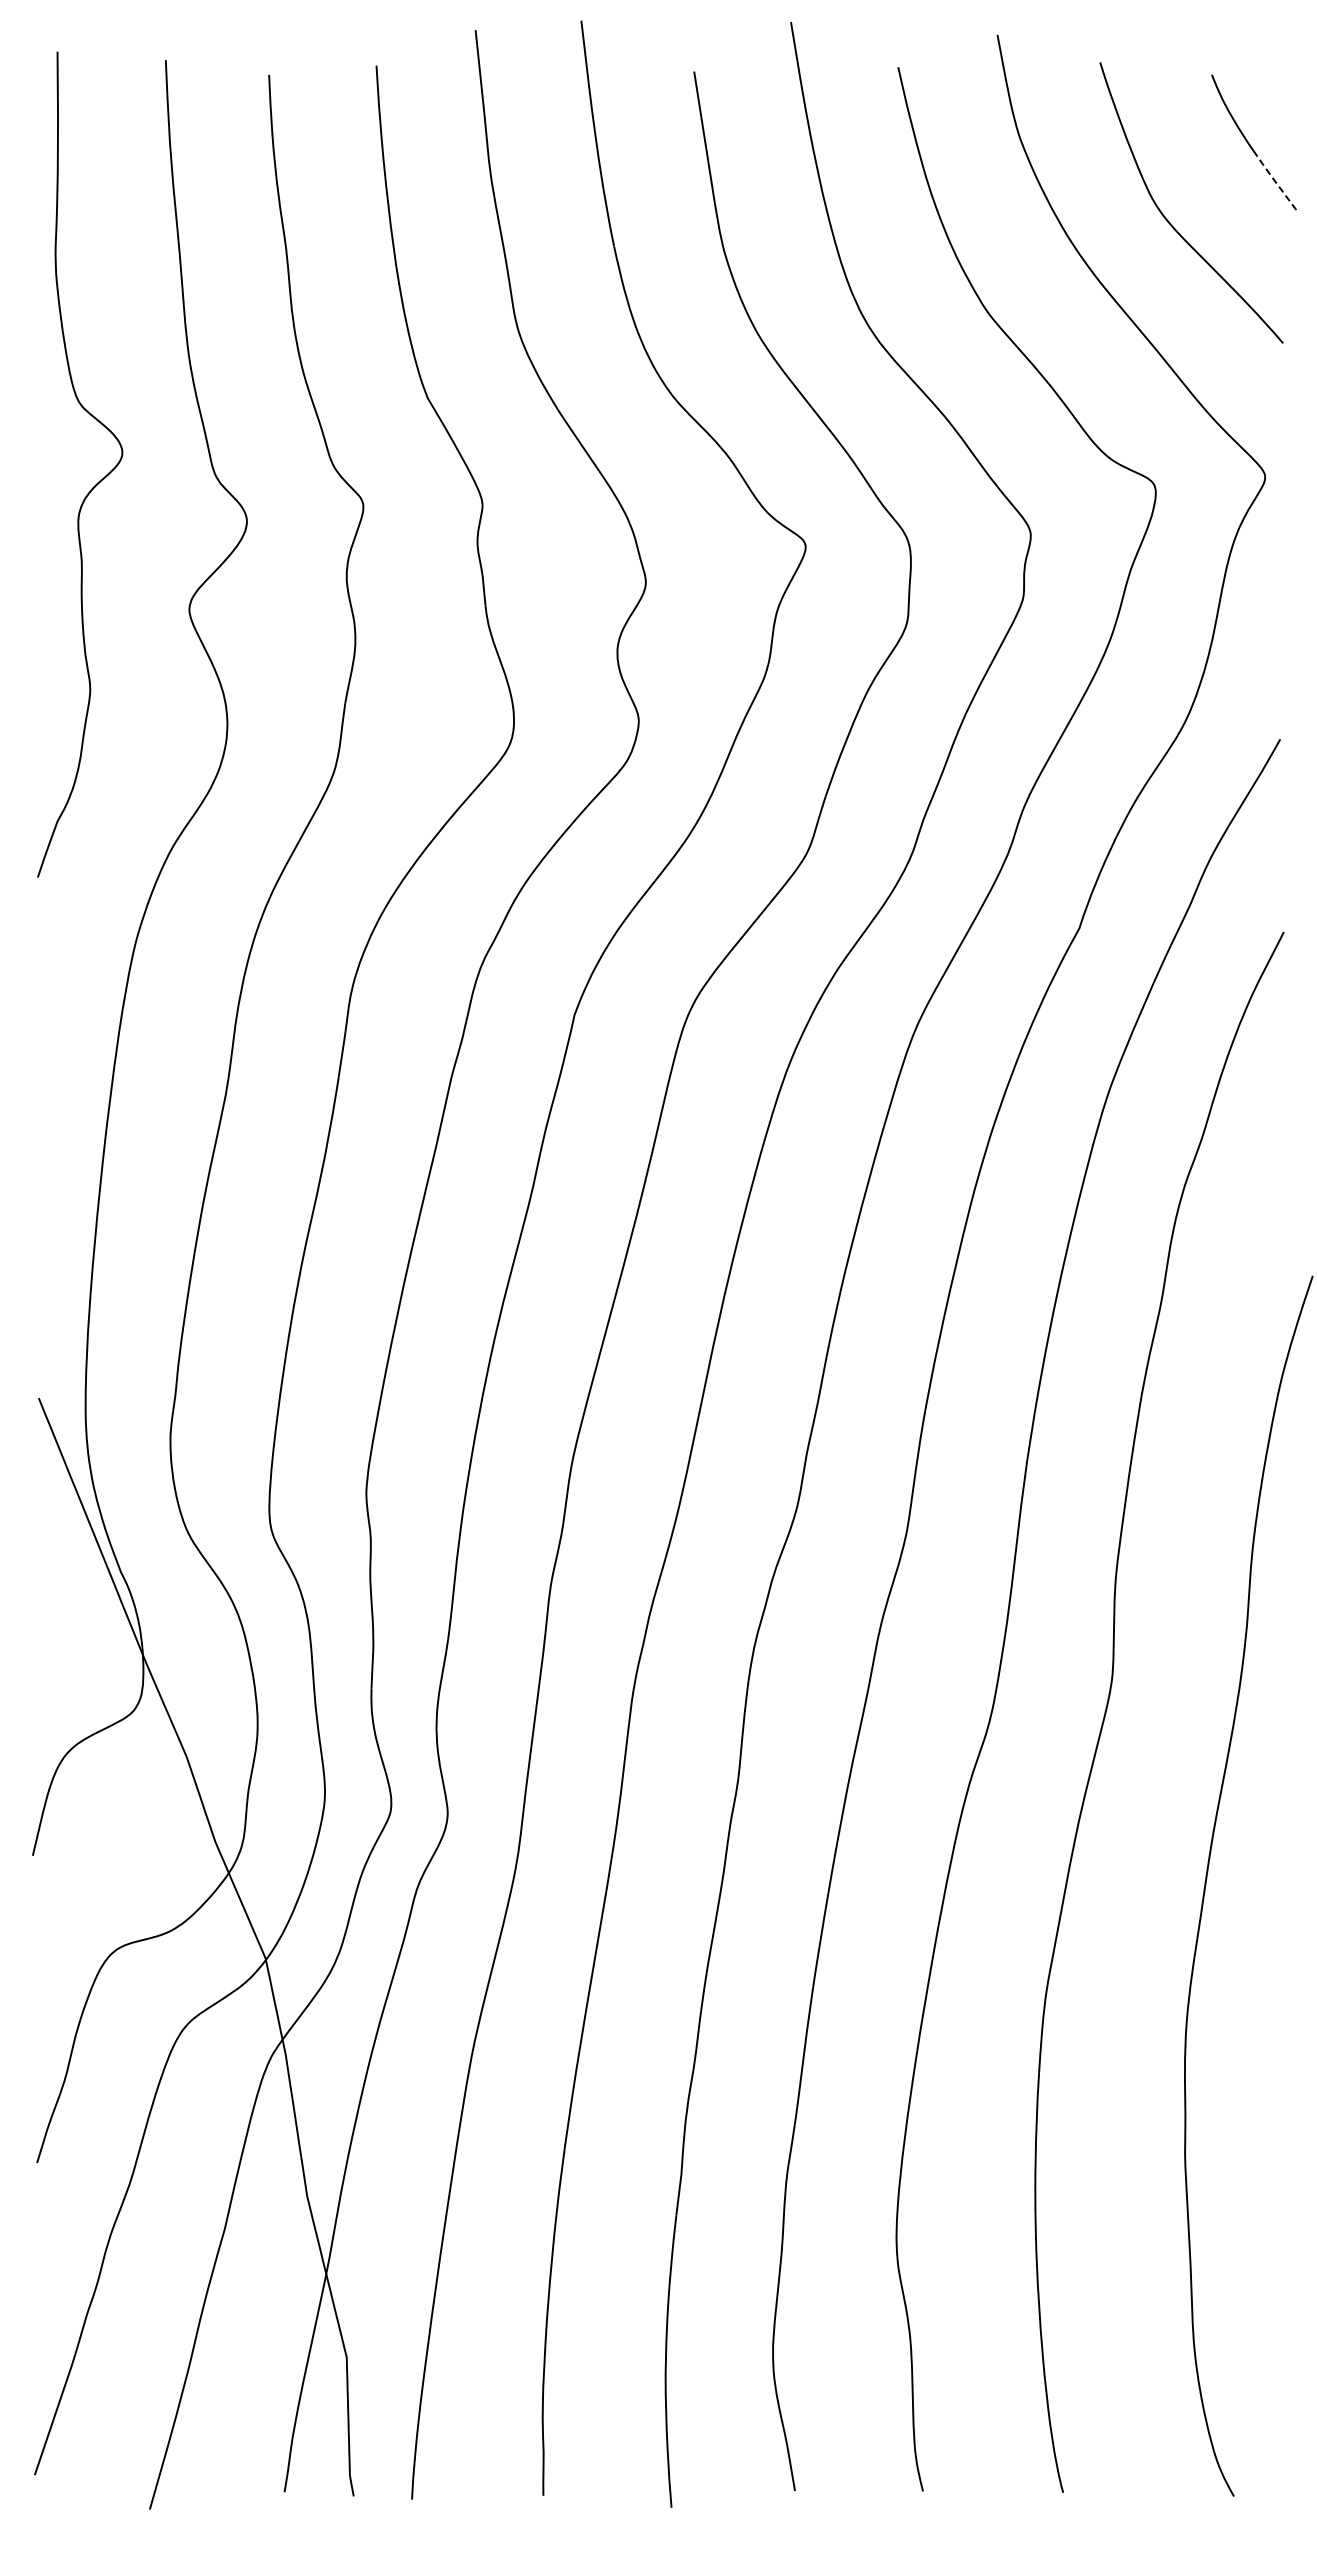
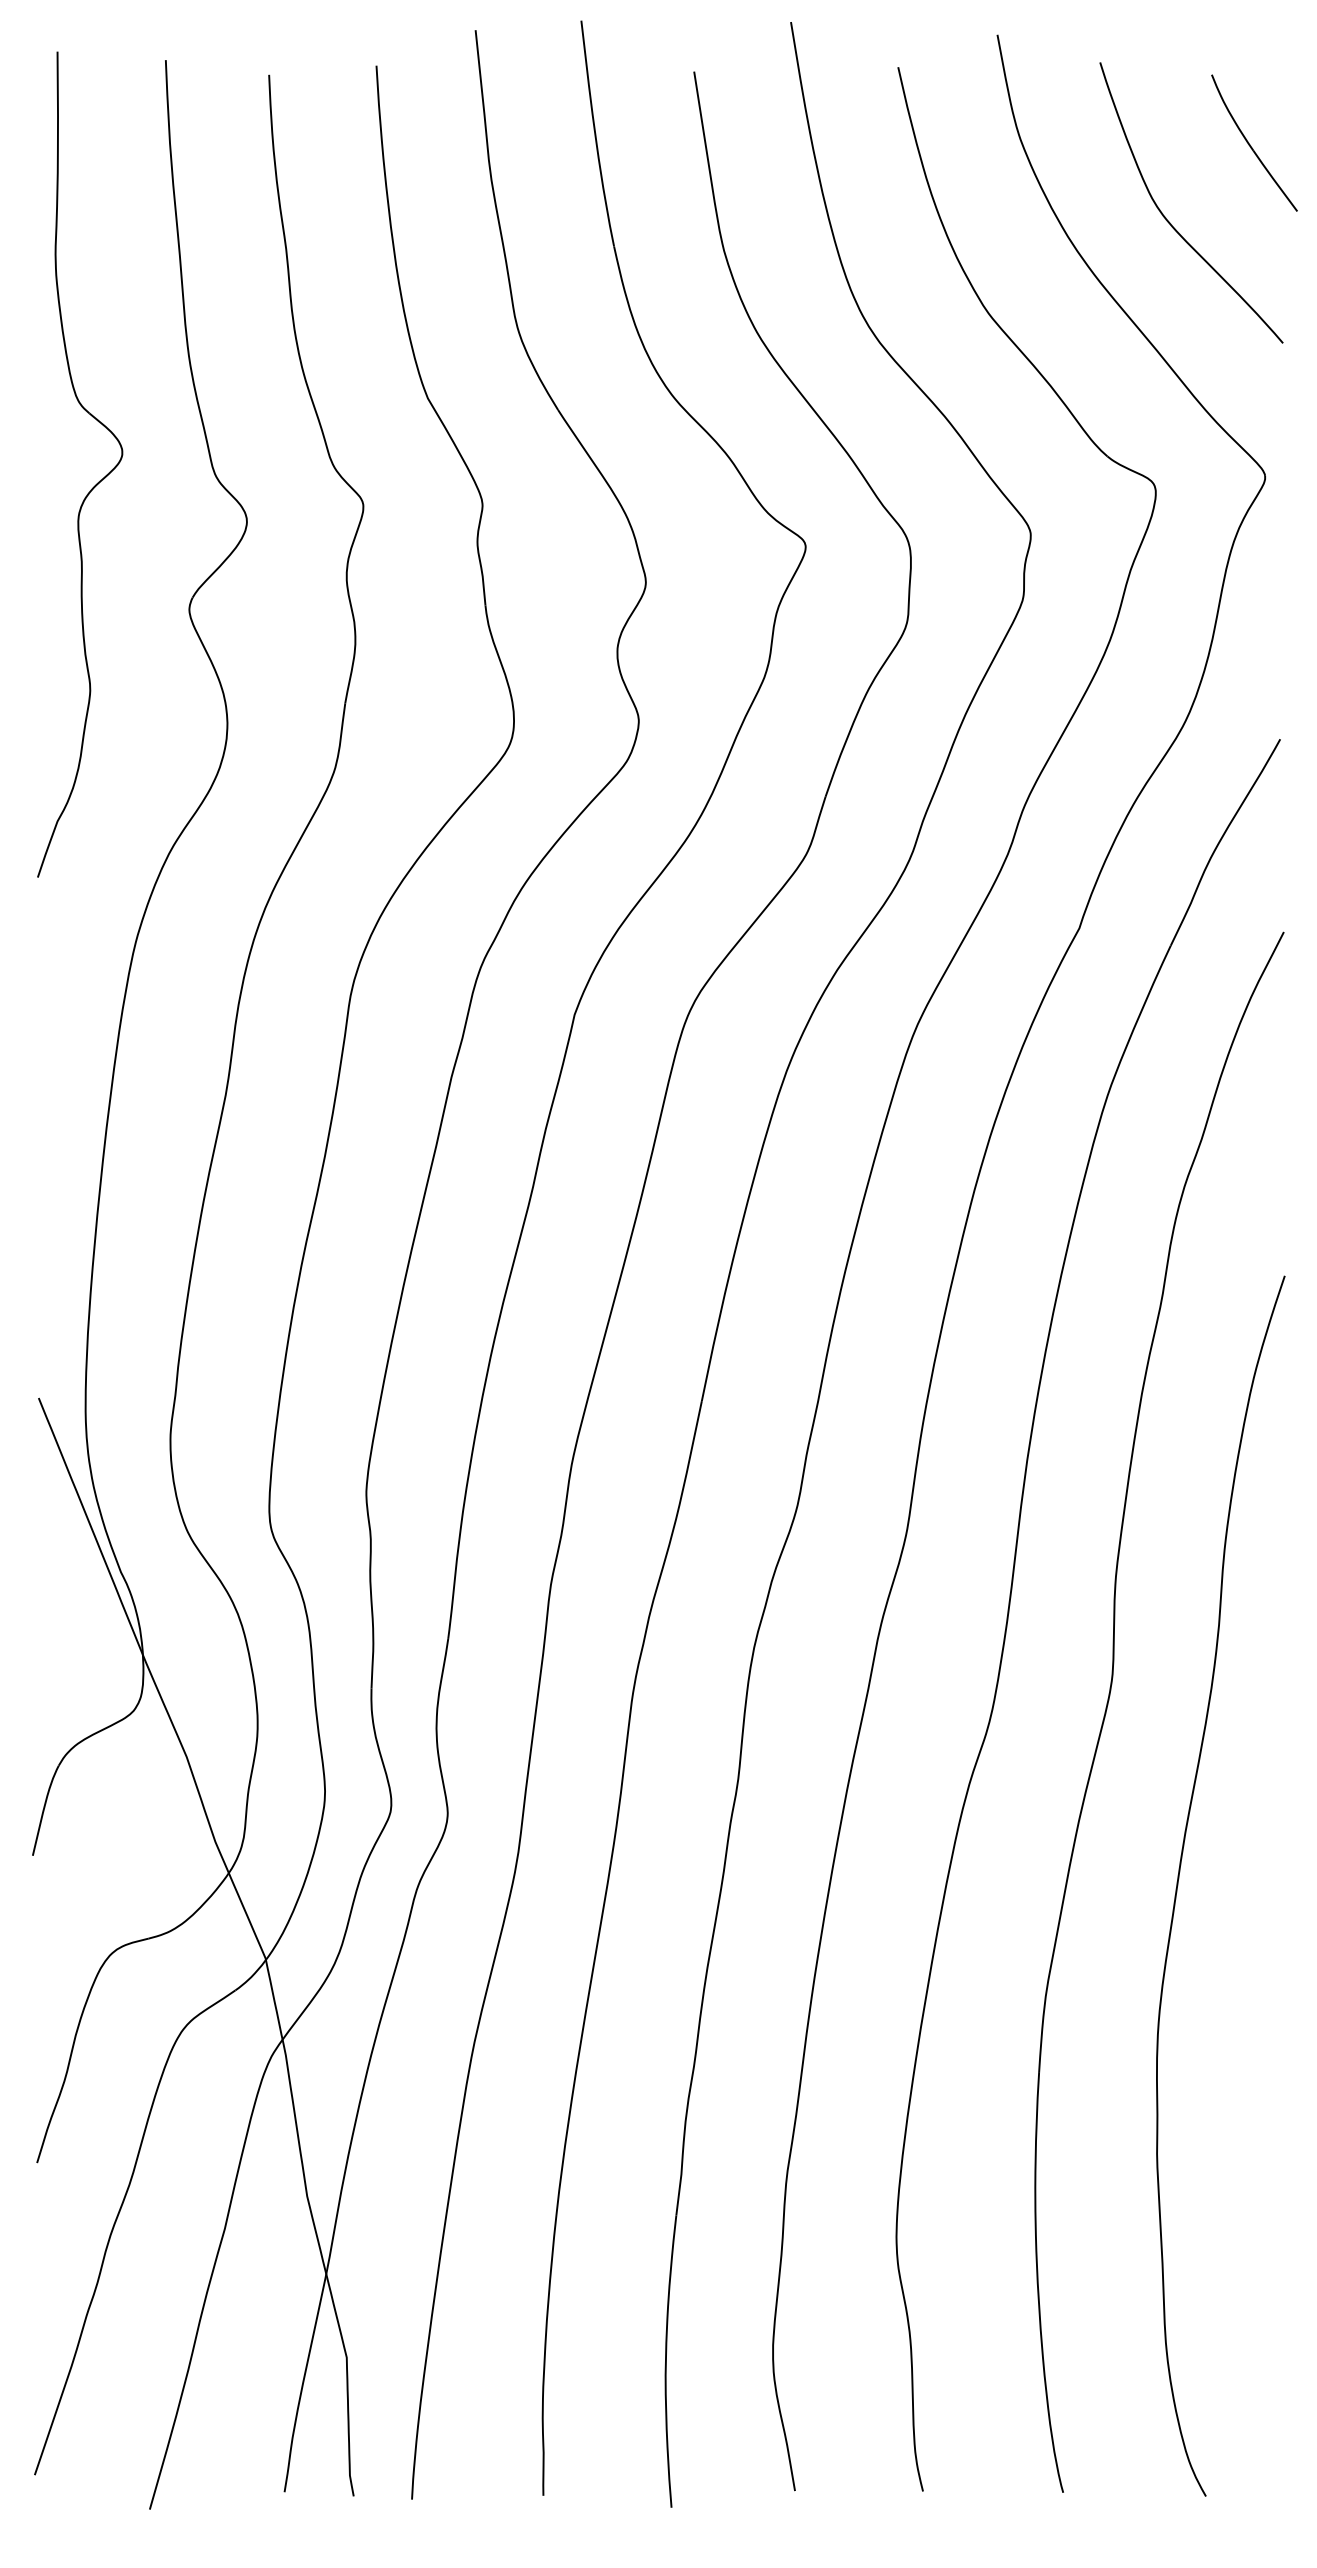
line: dashed -> solid (1274, 180)
curve position: (1207, 1878) -> (1179, 1878) (1179, 1878)
